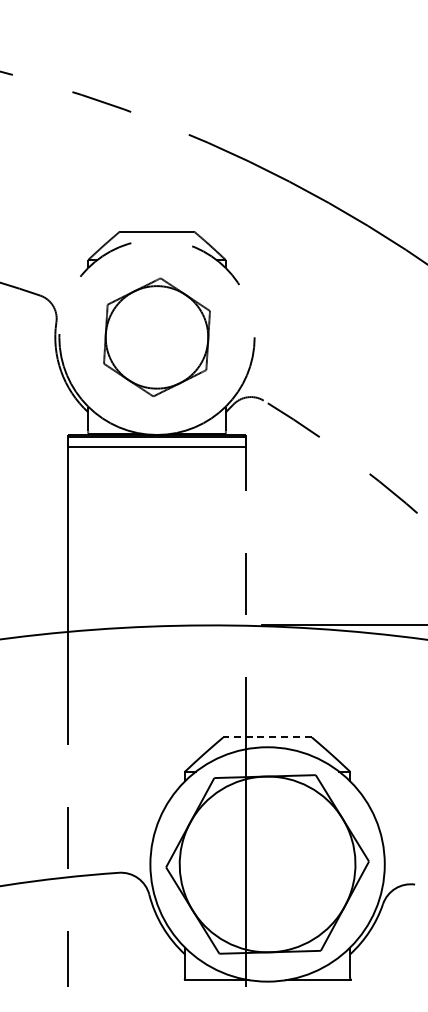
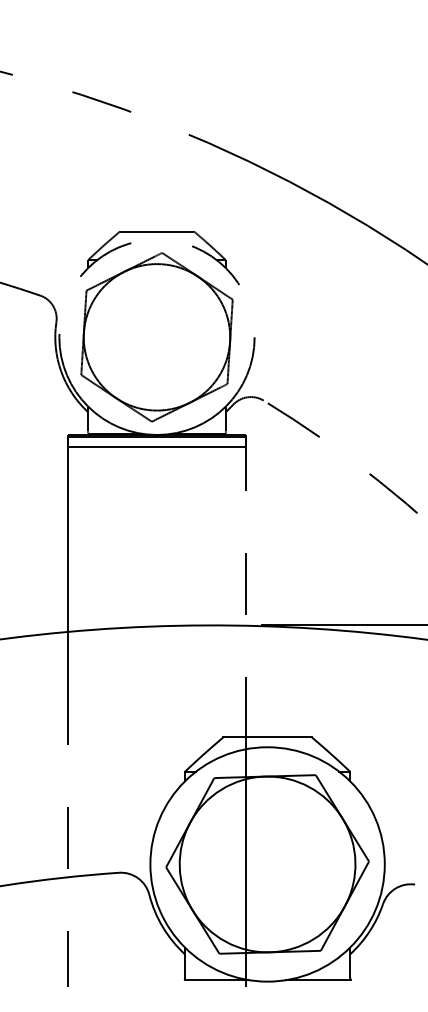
part size: 108x120 px -> 154x171 px (156, 337)
line: dashed -> solid (267, 737)
